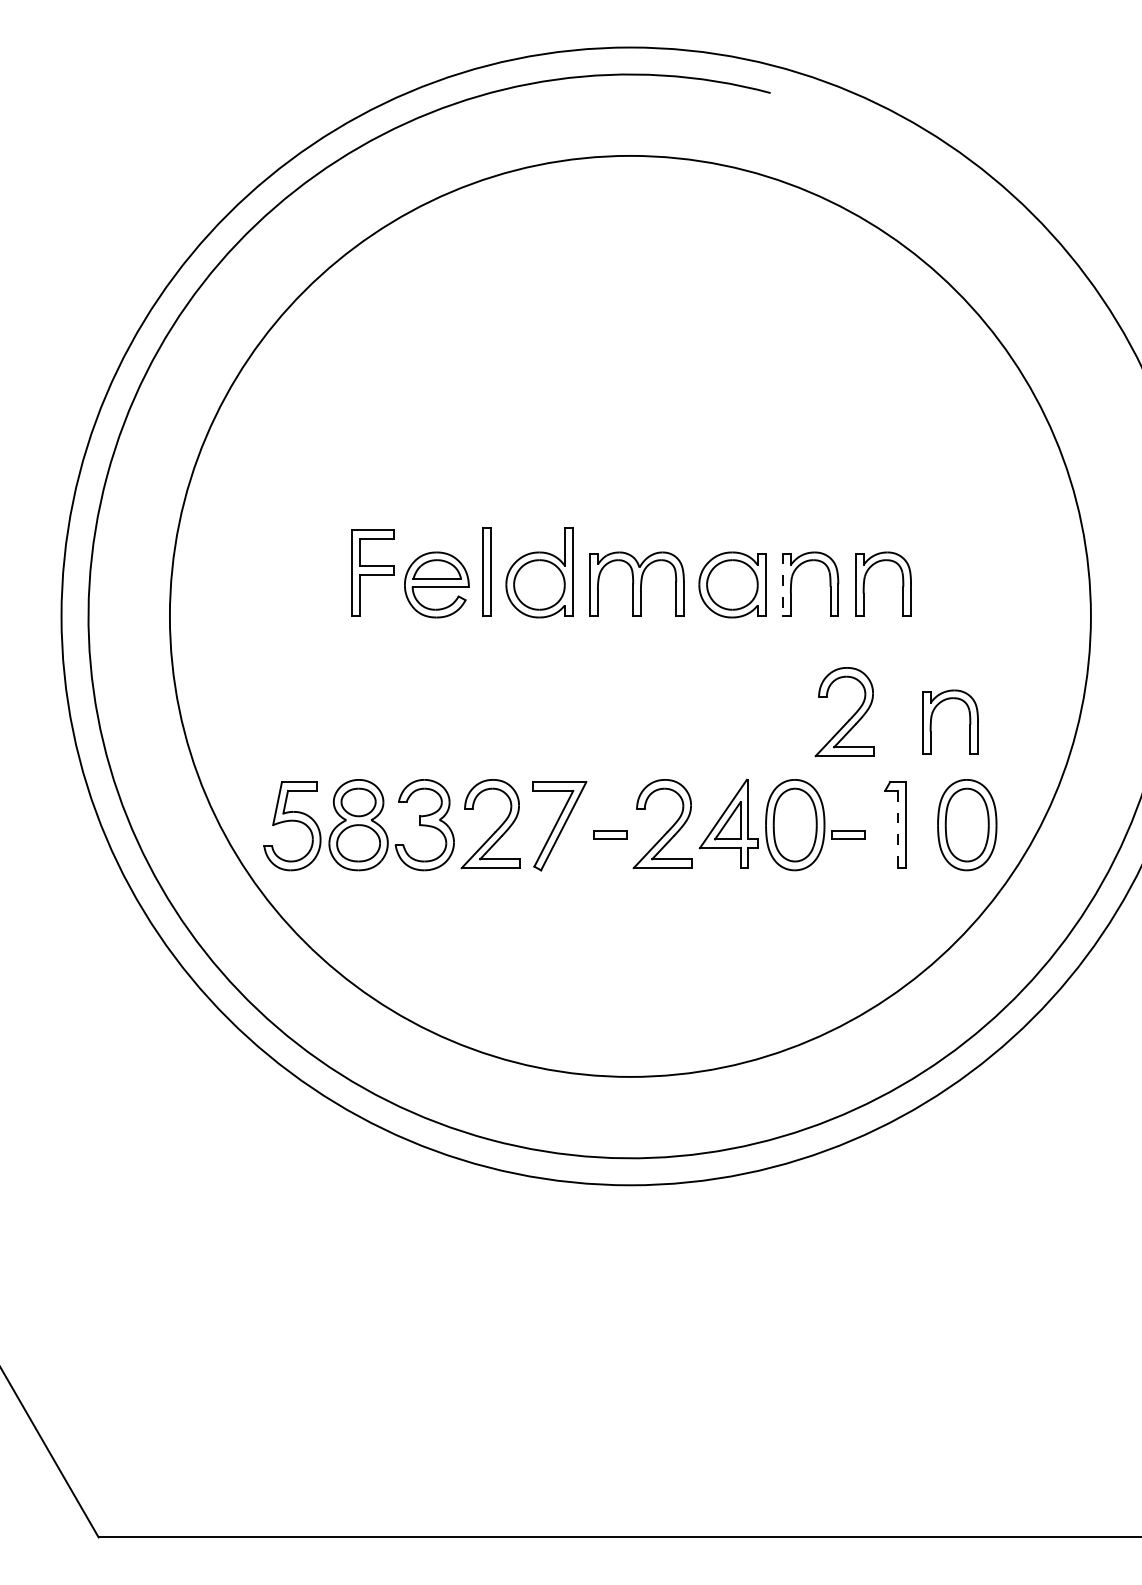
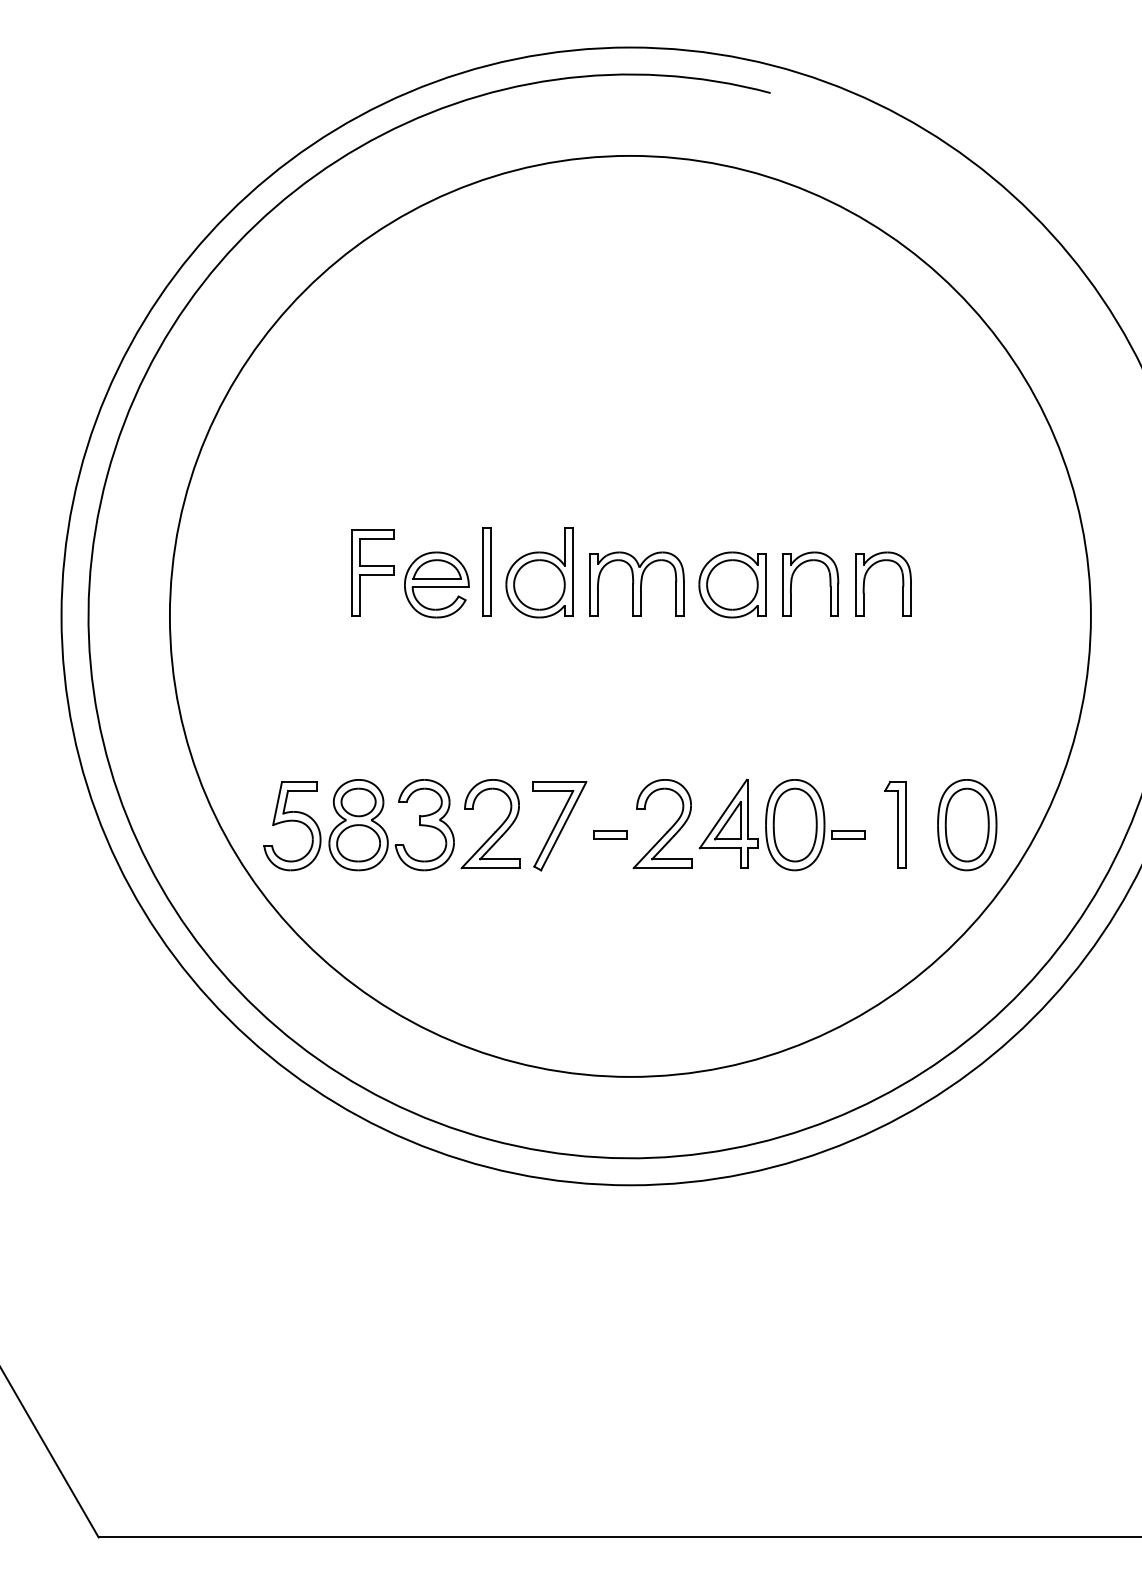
line: dashed -> solid (783, 585)
part: present -> none (850, 717)
part: present -> none (932, 718)
line: dashed -> solid (898, 829)
